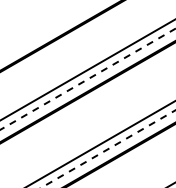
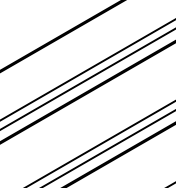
line: dashed -> solid (88, 79)
line: dashed -> solid (108, 148)
